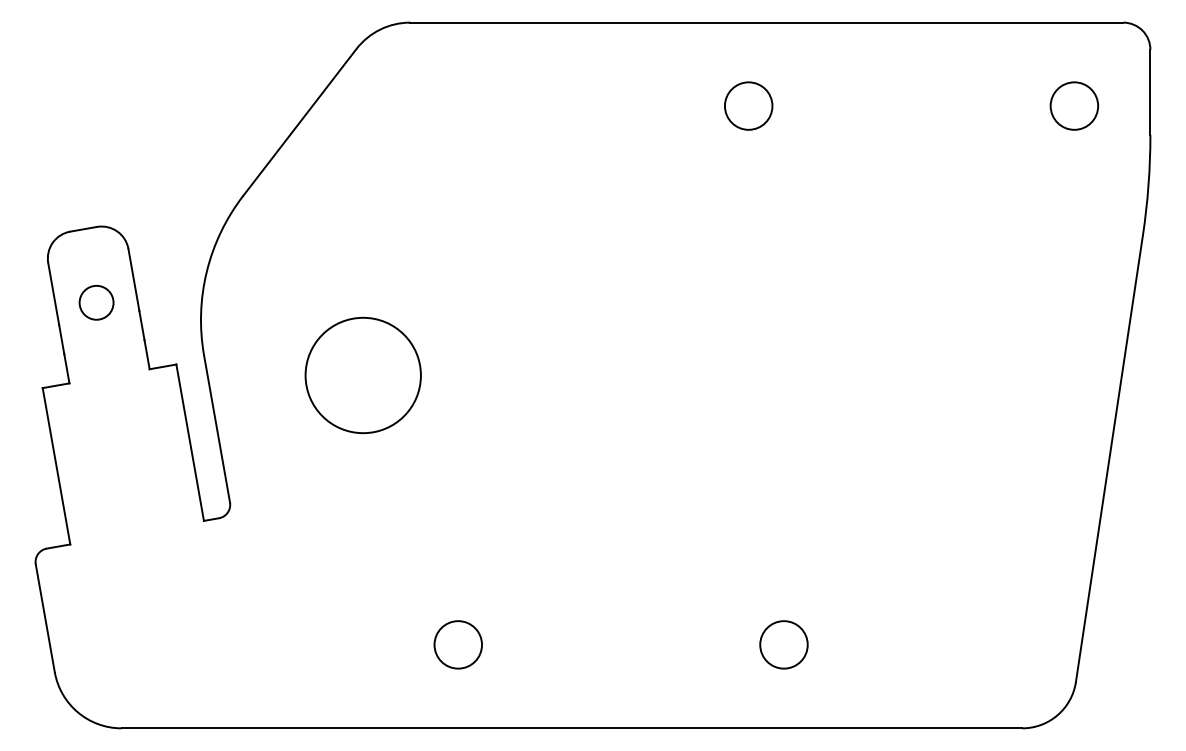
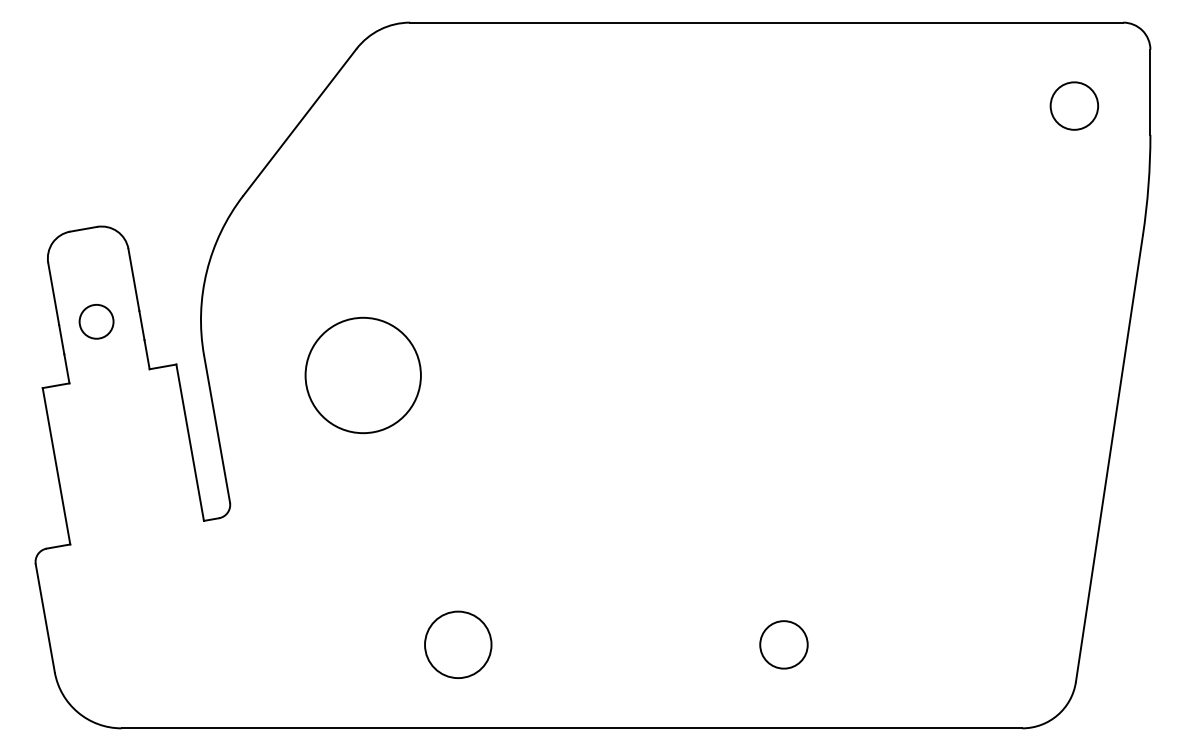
circle: present -> none (748, 105)
circle position: (96, 302) -> (96, 321) (96, 321)
circle diameter: 48 px -> 67 px (458, 644)
